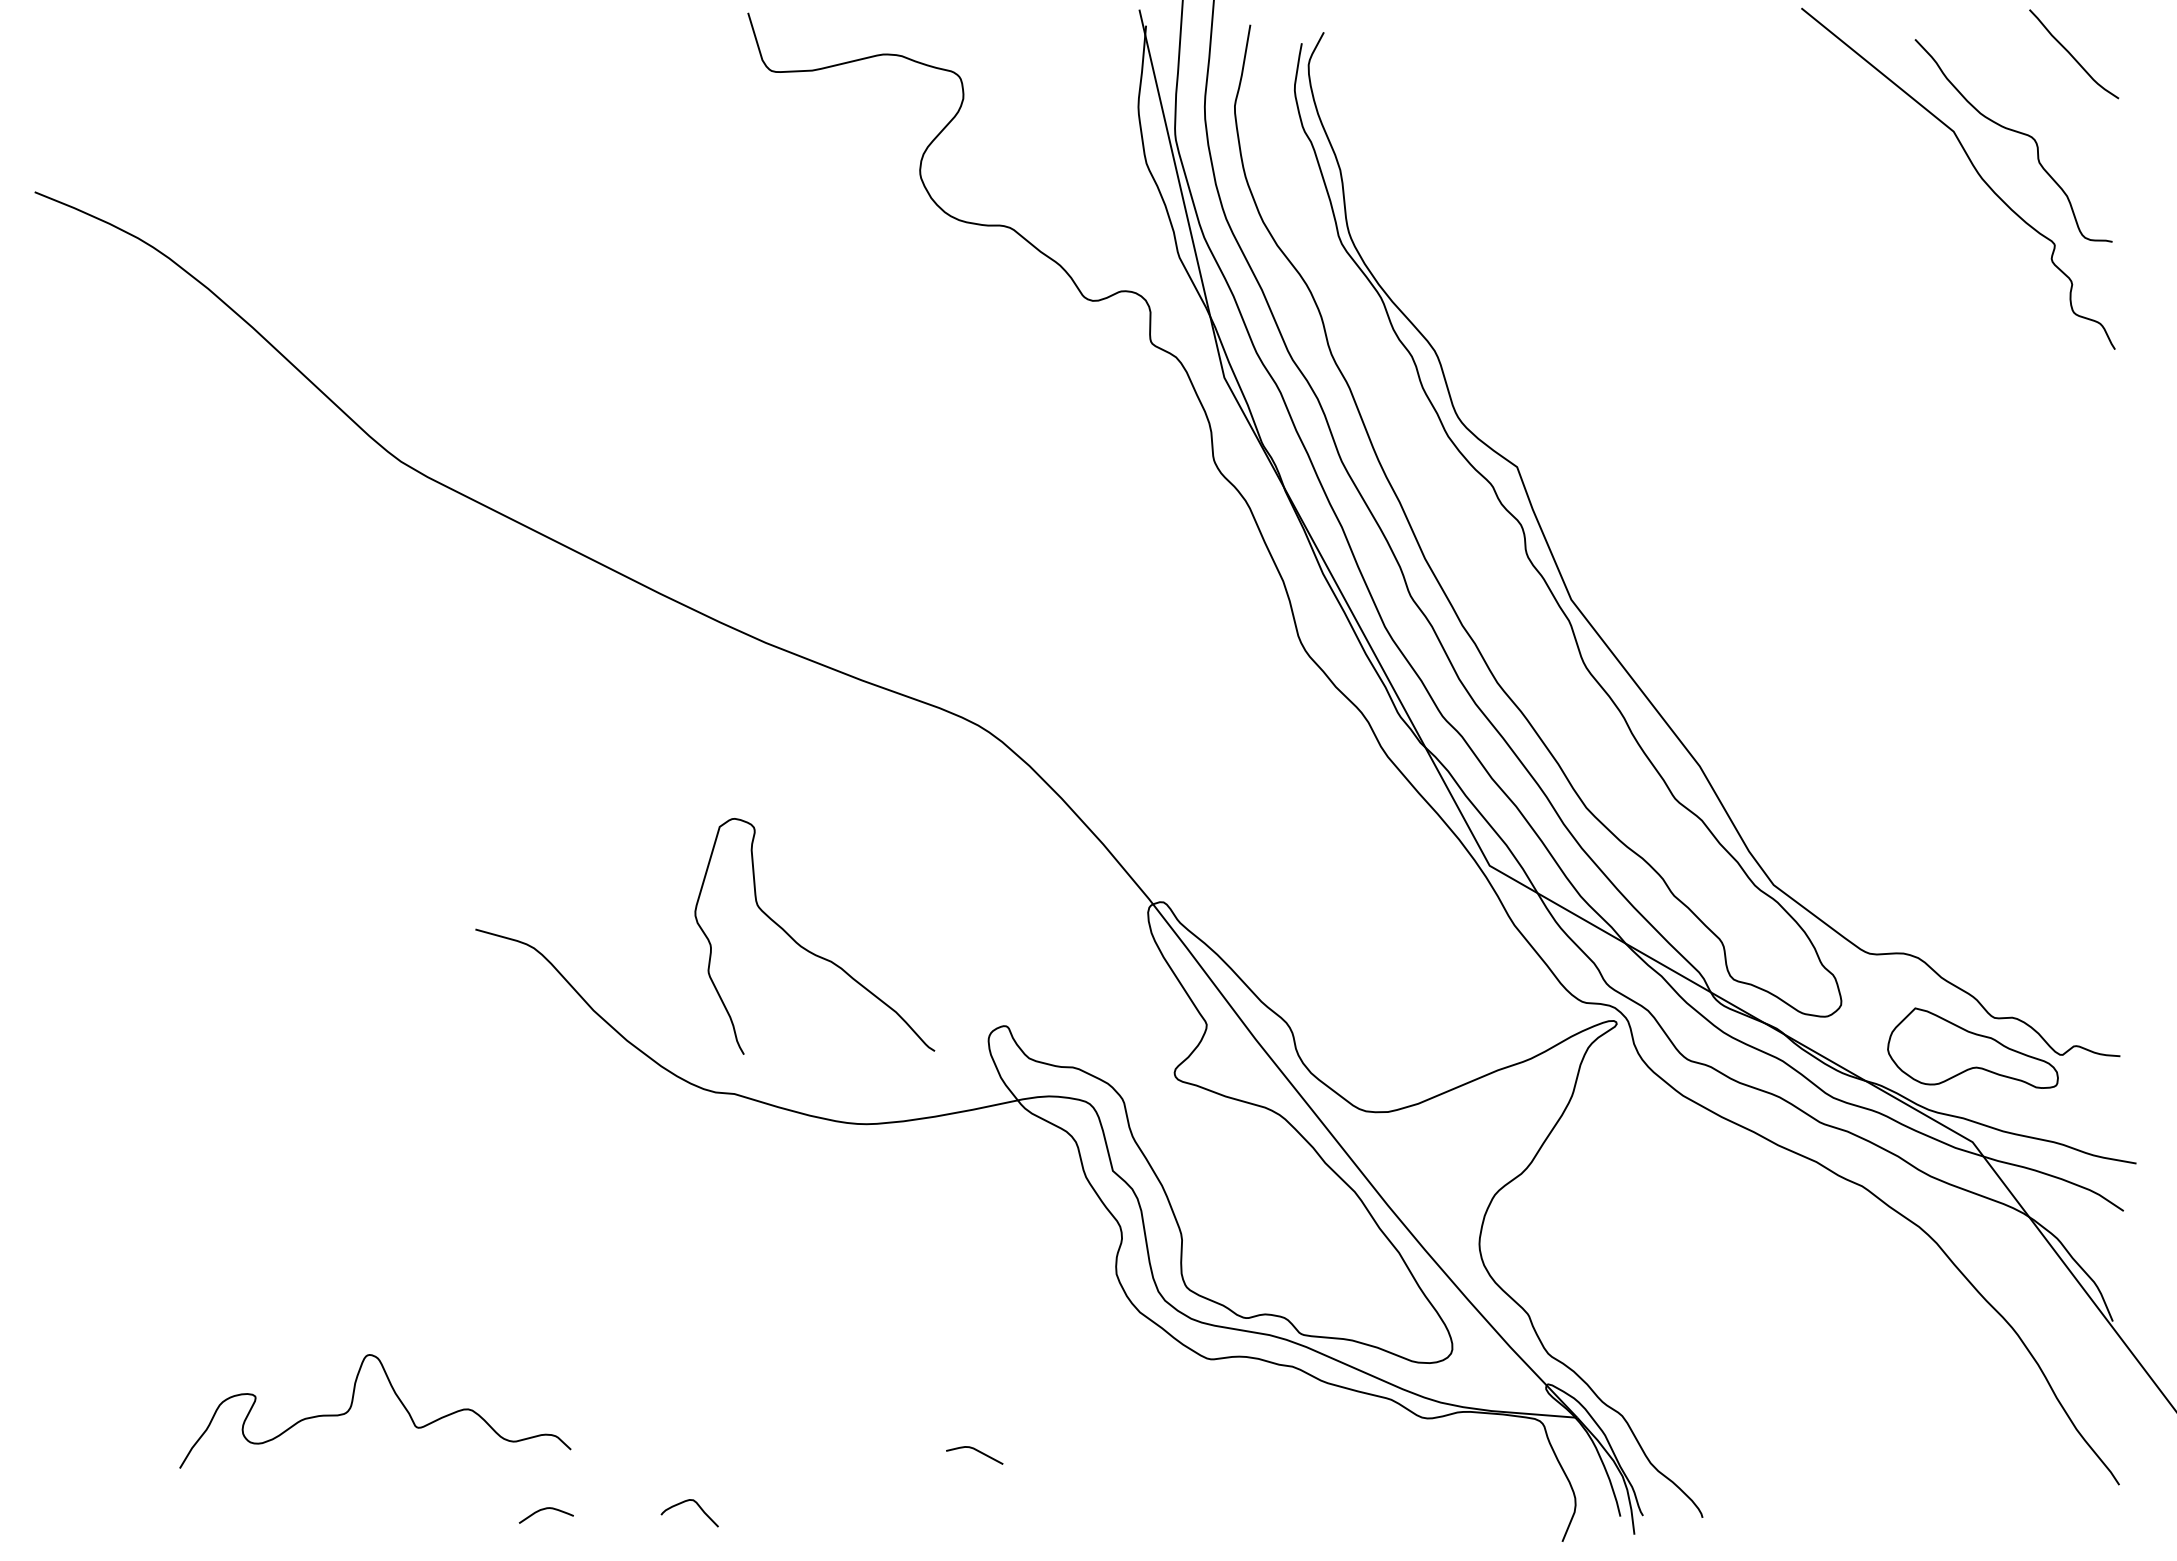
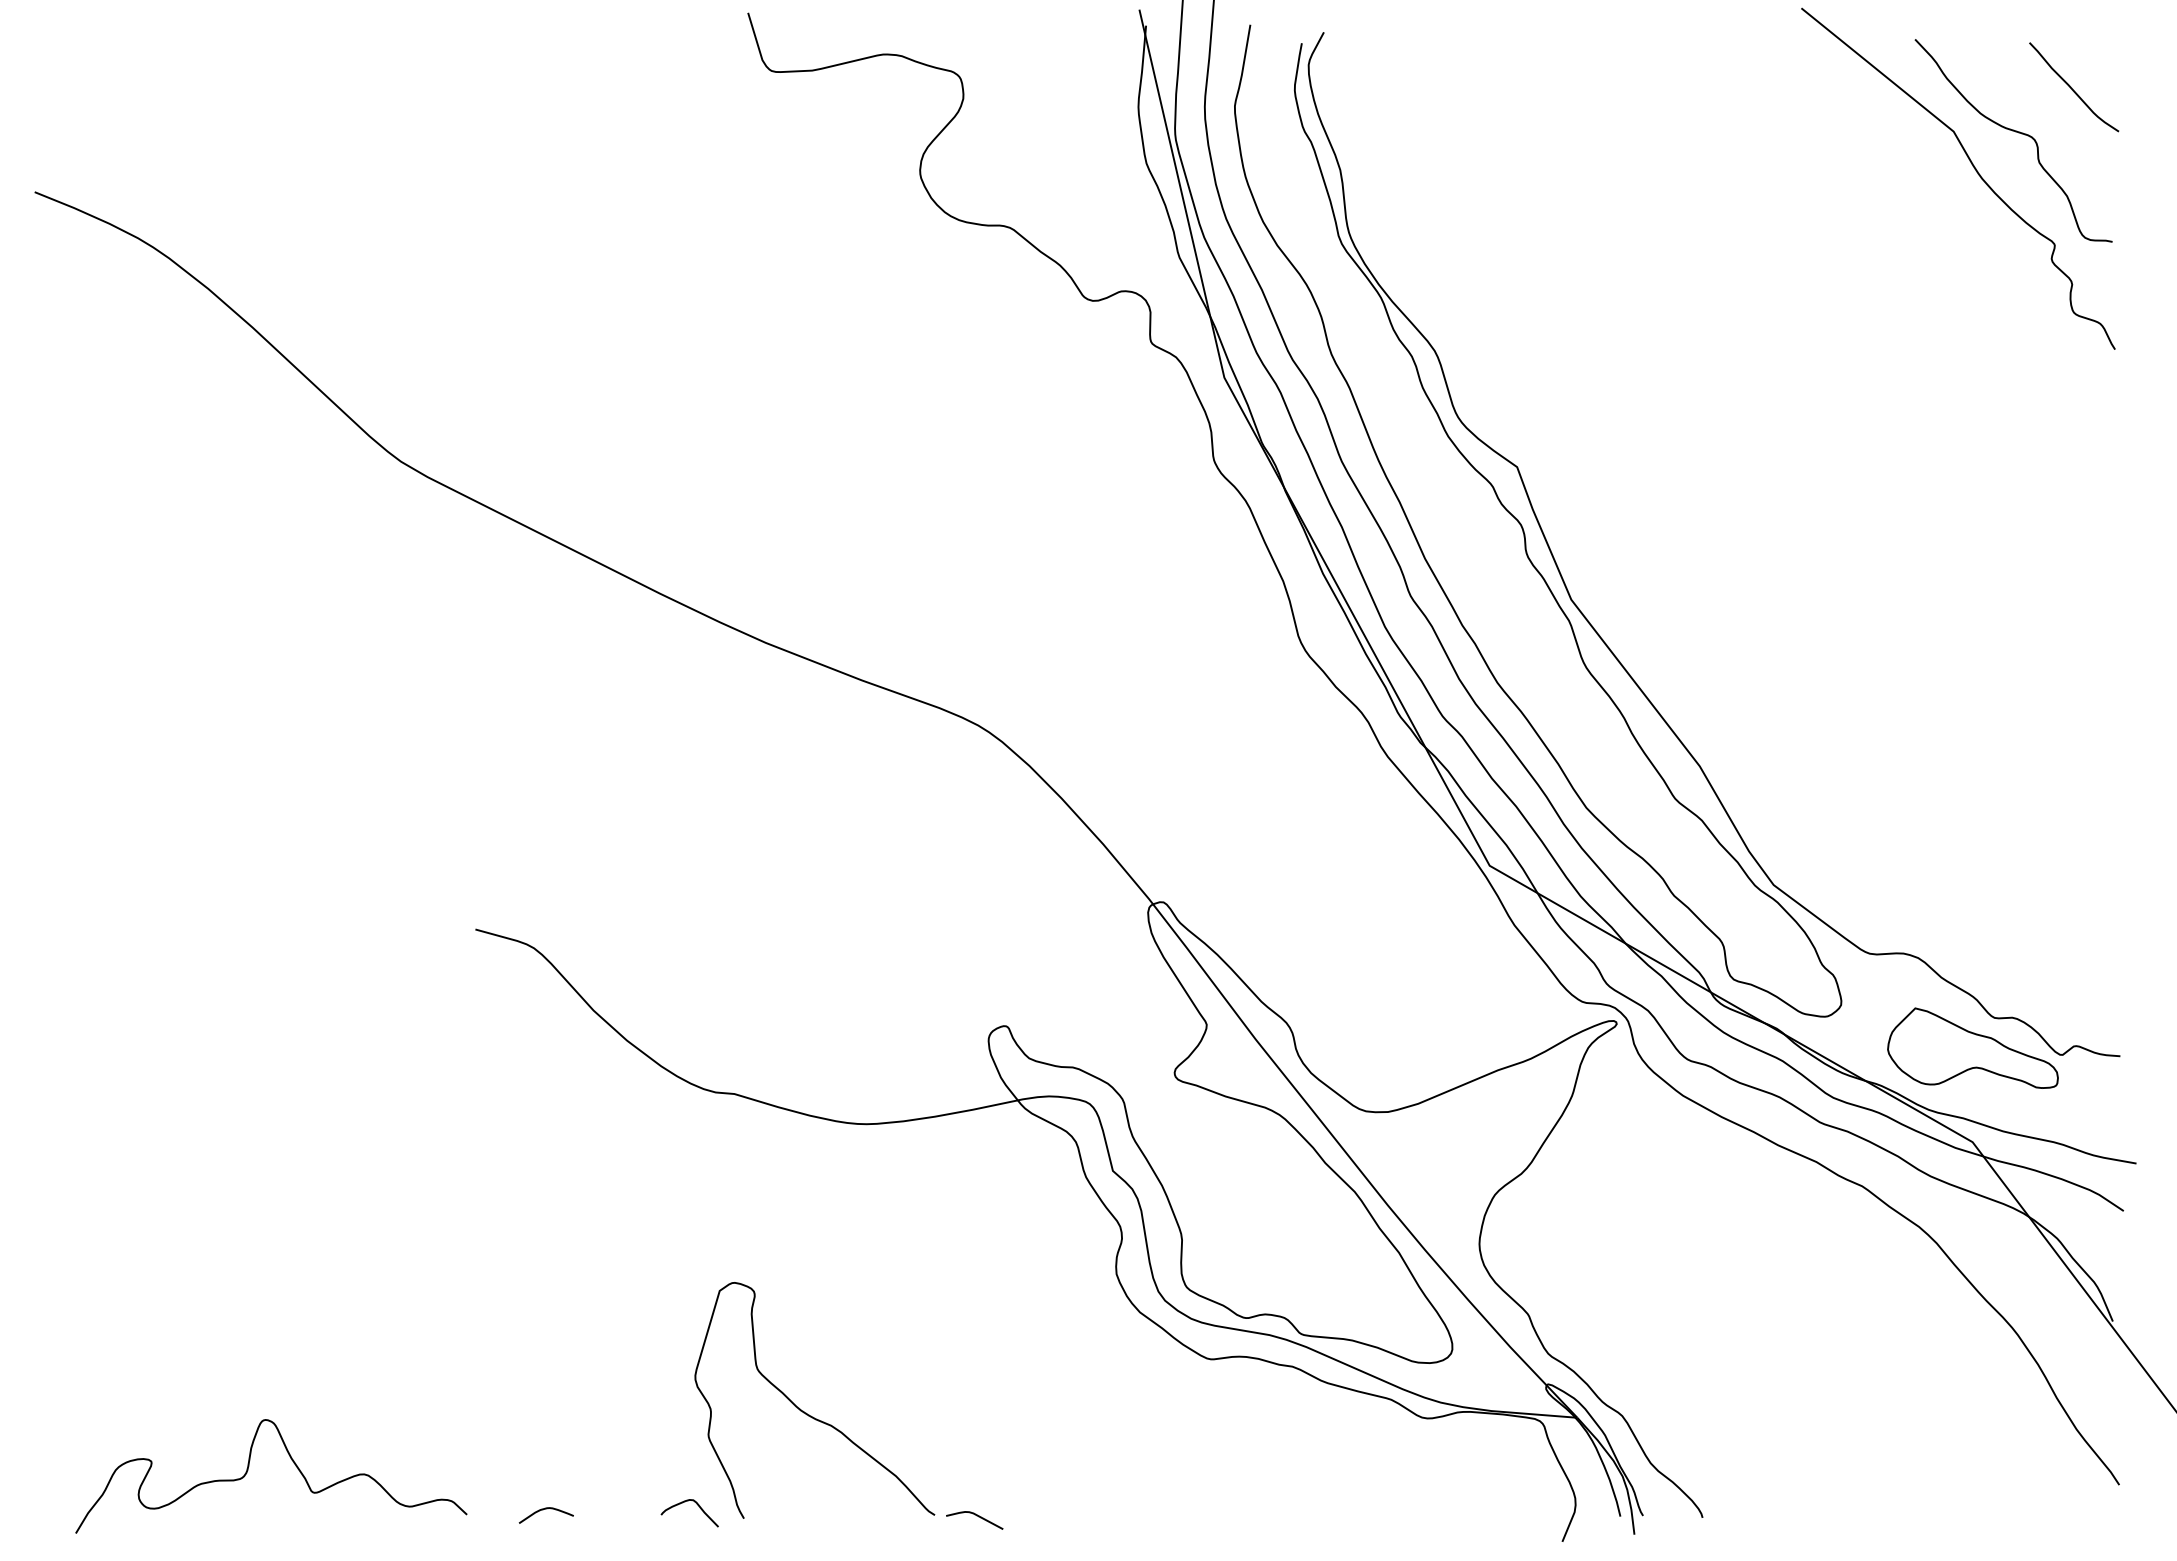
curve position: (2072, 55) -> (2072, 88) (2072, 88)
curve position: (806, 948) -> (806, 1412) (806, 1412)
curve position: (352, 1405) -> (248, 1470) (248, 1470)
curve position: (976, 1451) -> (976, 1516) (976, 1516)
